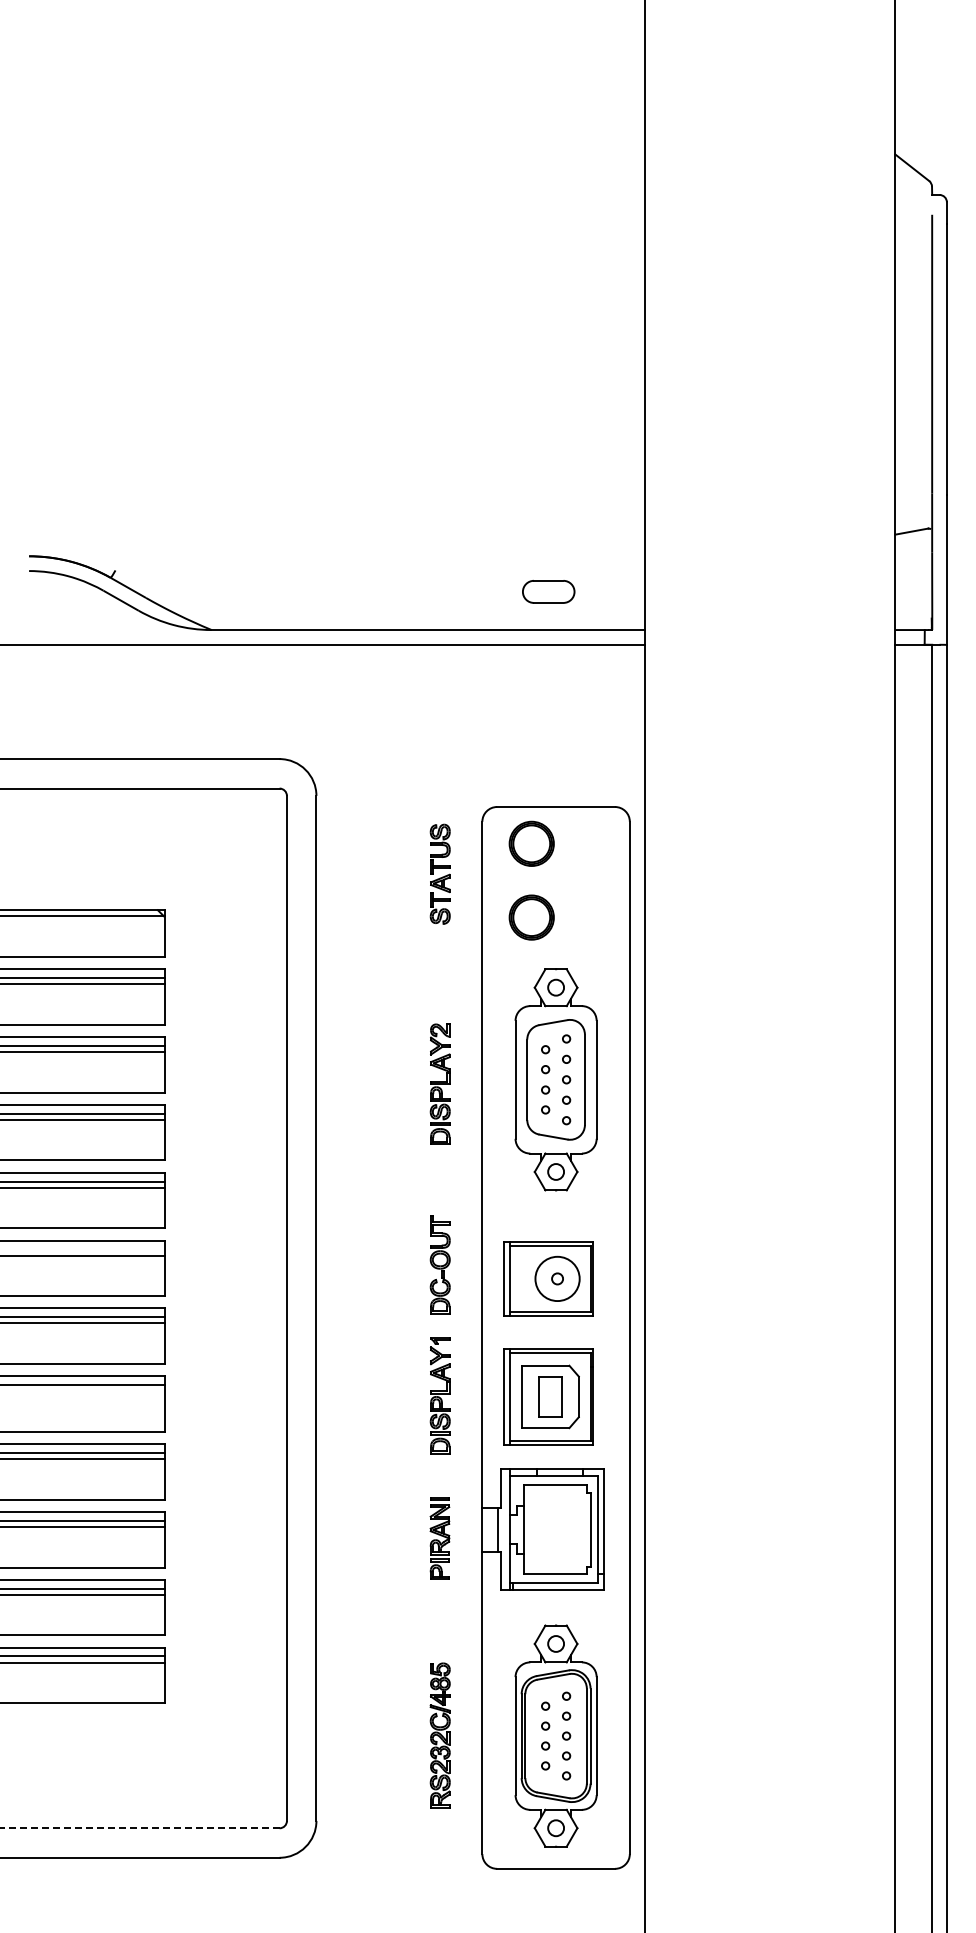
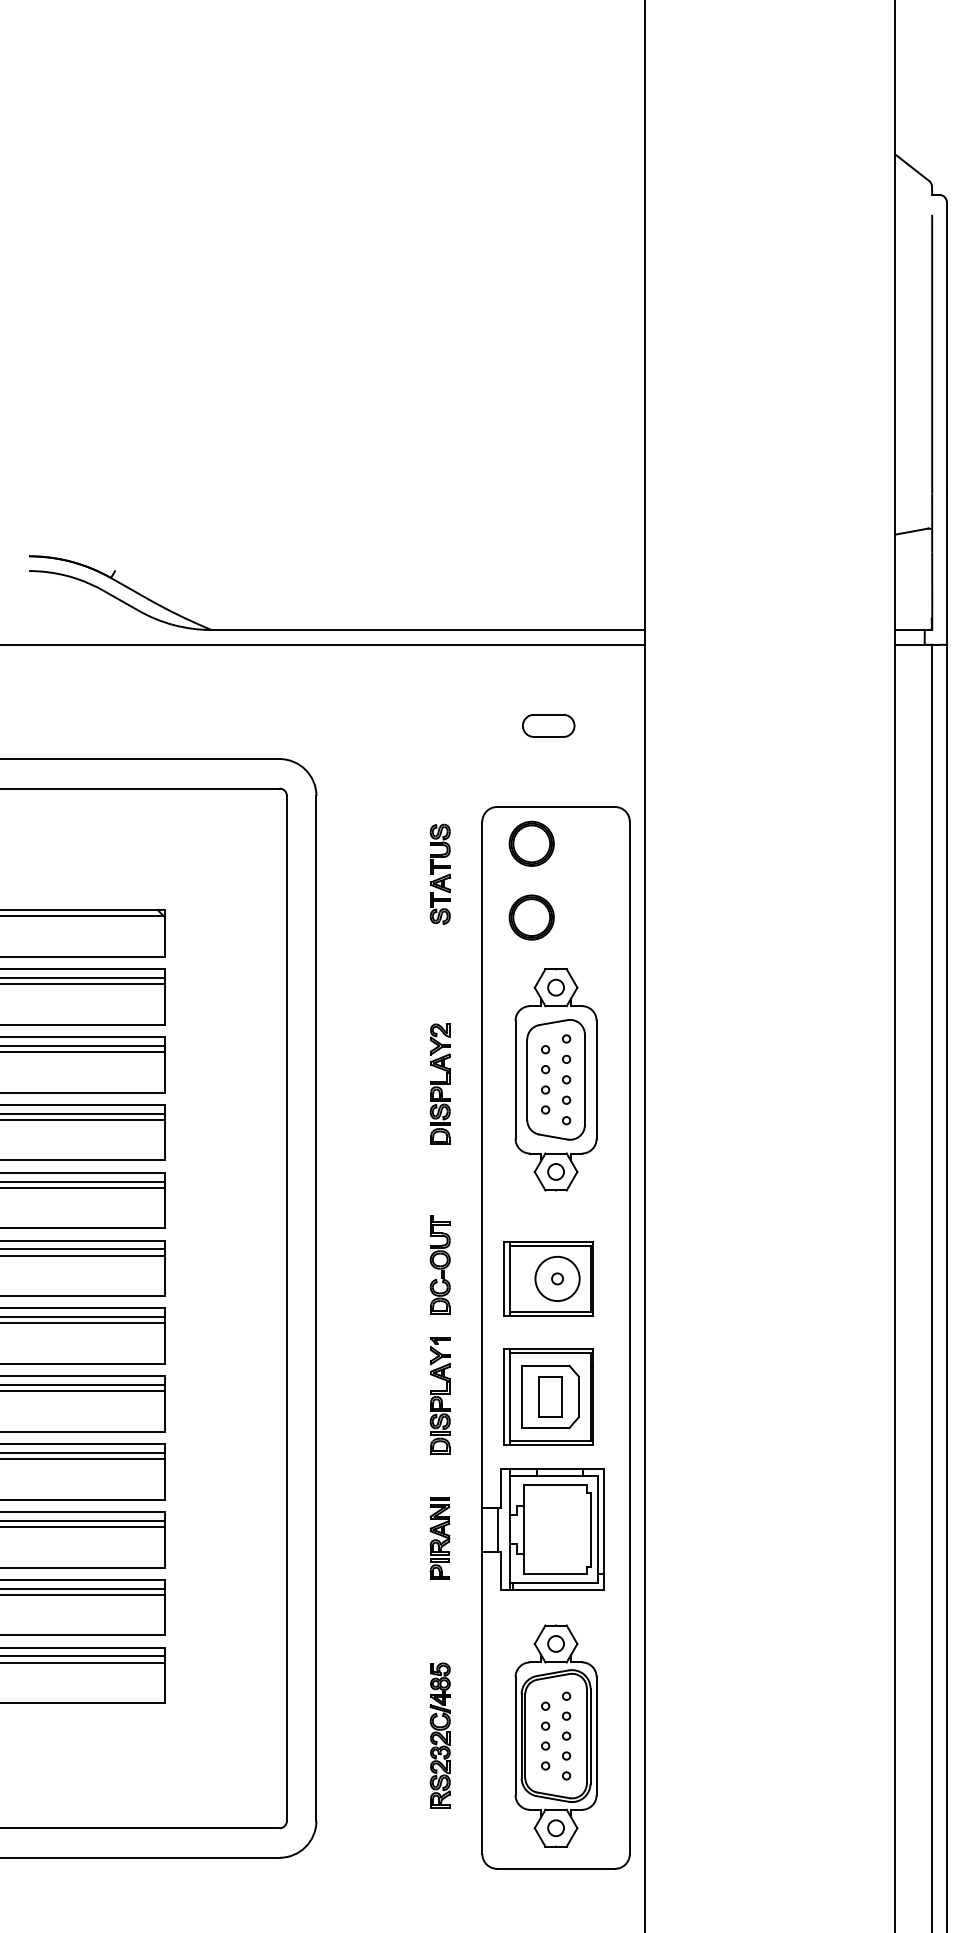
part position: (548, 591) -> (548, 725) (548, 725)
line: none -> present (83, 1249)
line: none -> present (83, 1391)
line: dashed -> solid (139, 1828)
